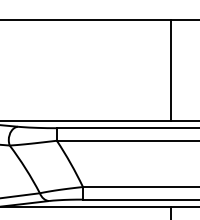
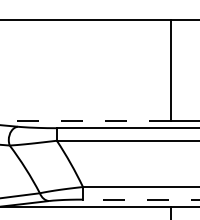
line: solid -> dashed (85, 121)
line: solid -> dashed (141, 199)
